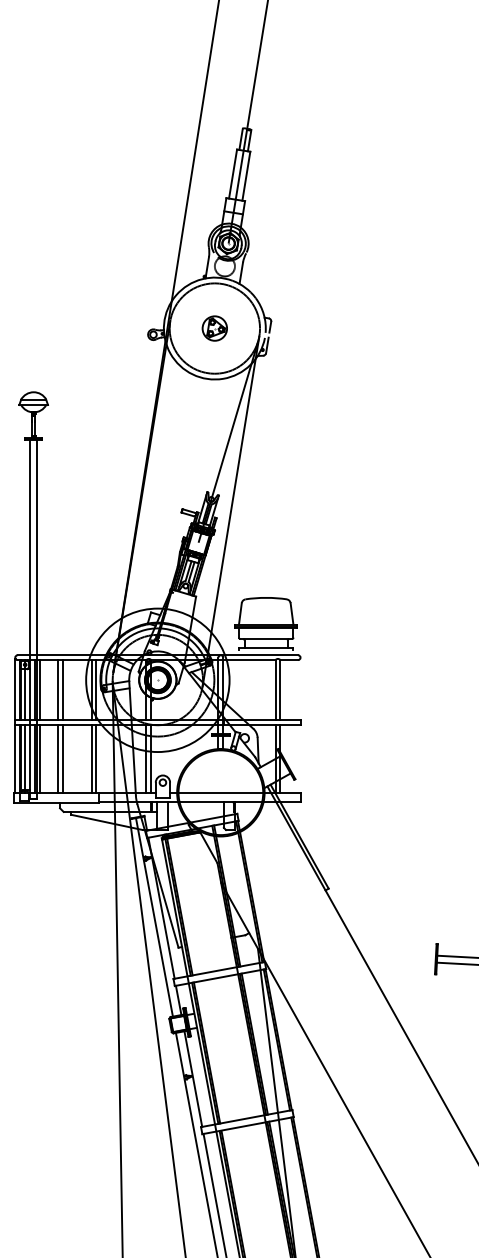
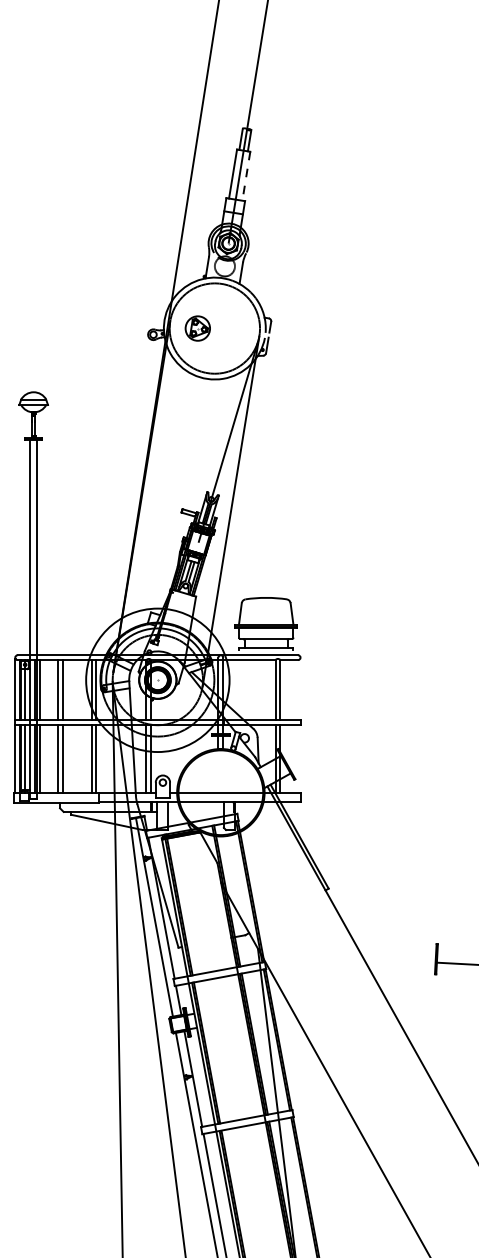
line: solid -> dashed (246, 176)
part position: (214, 328) -> (197, 328) (197, 328)
line: present -> none (456, 956)
